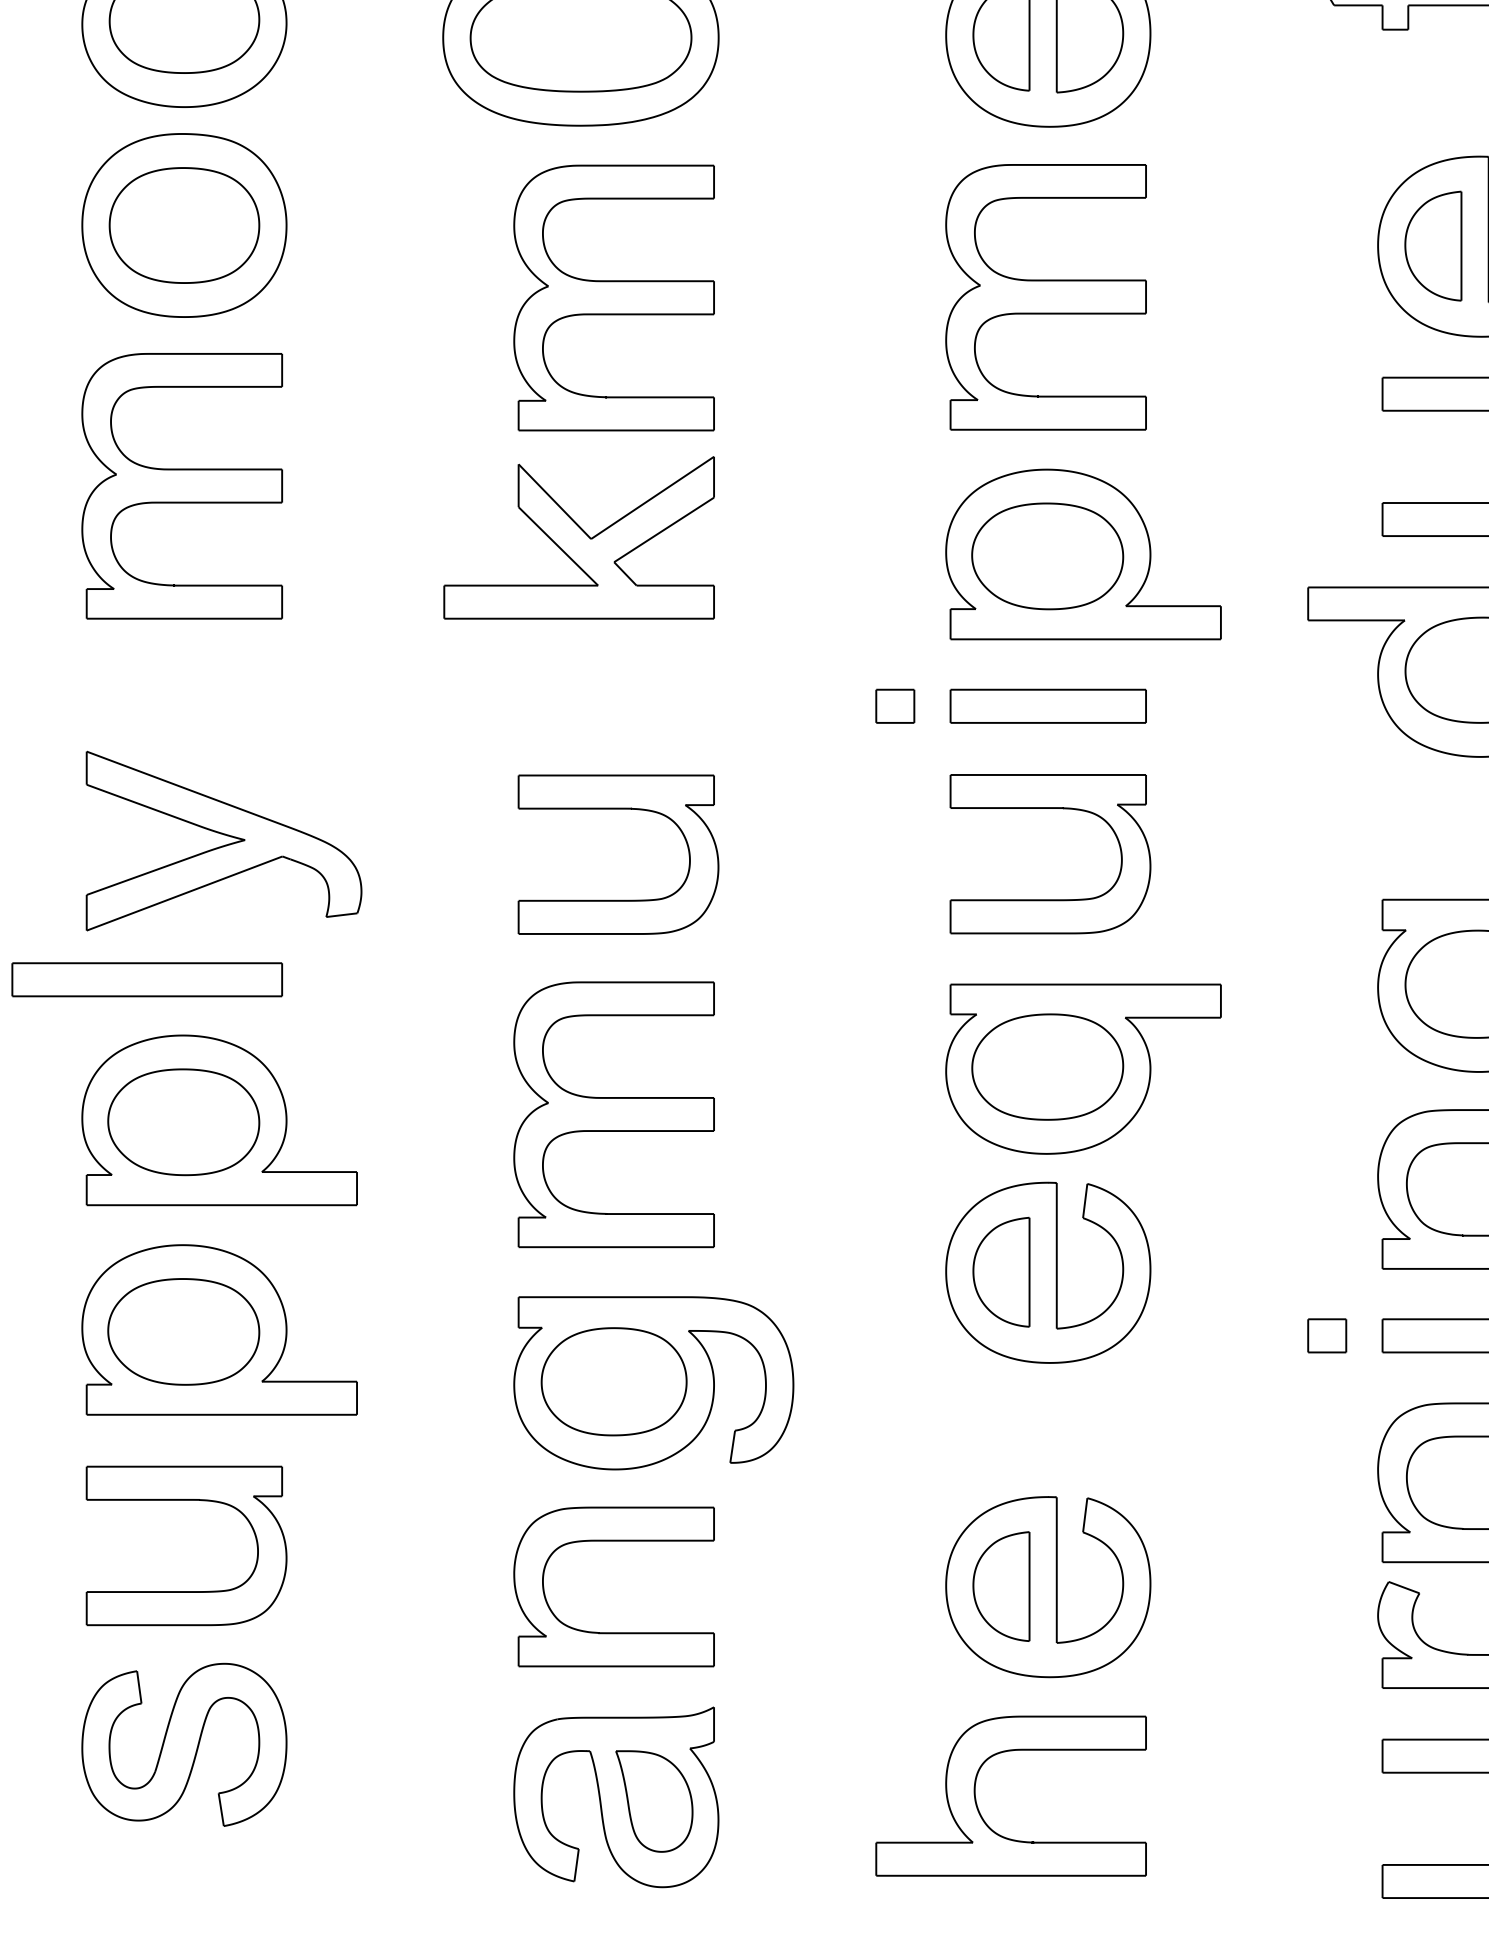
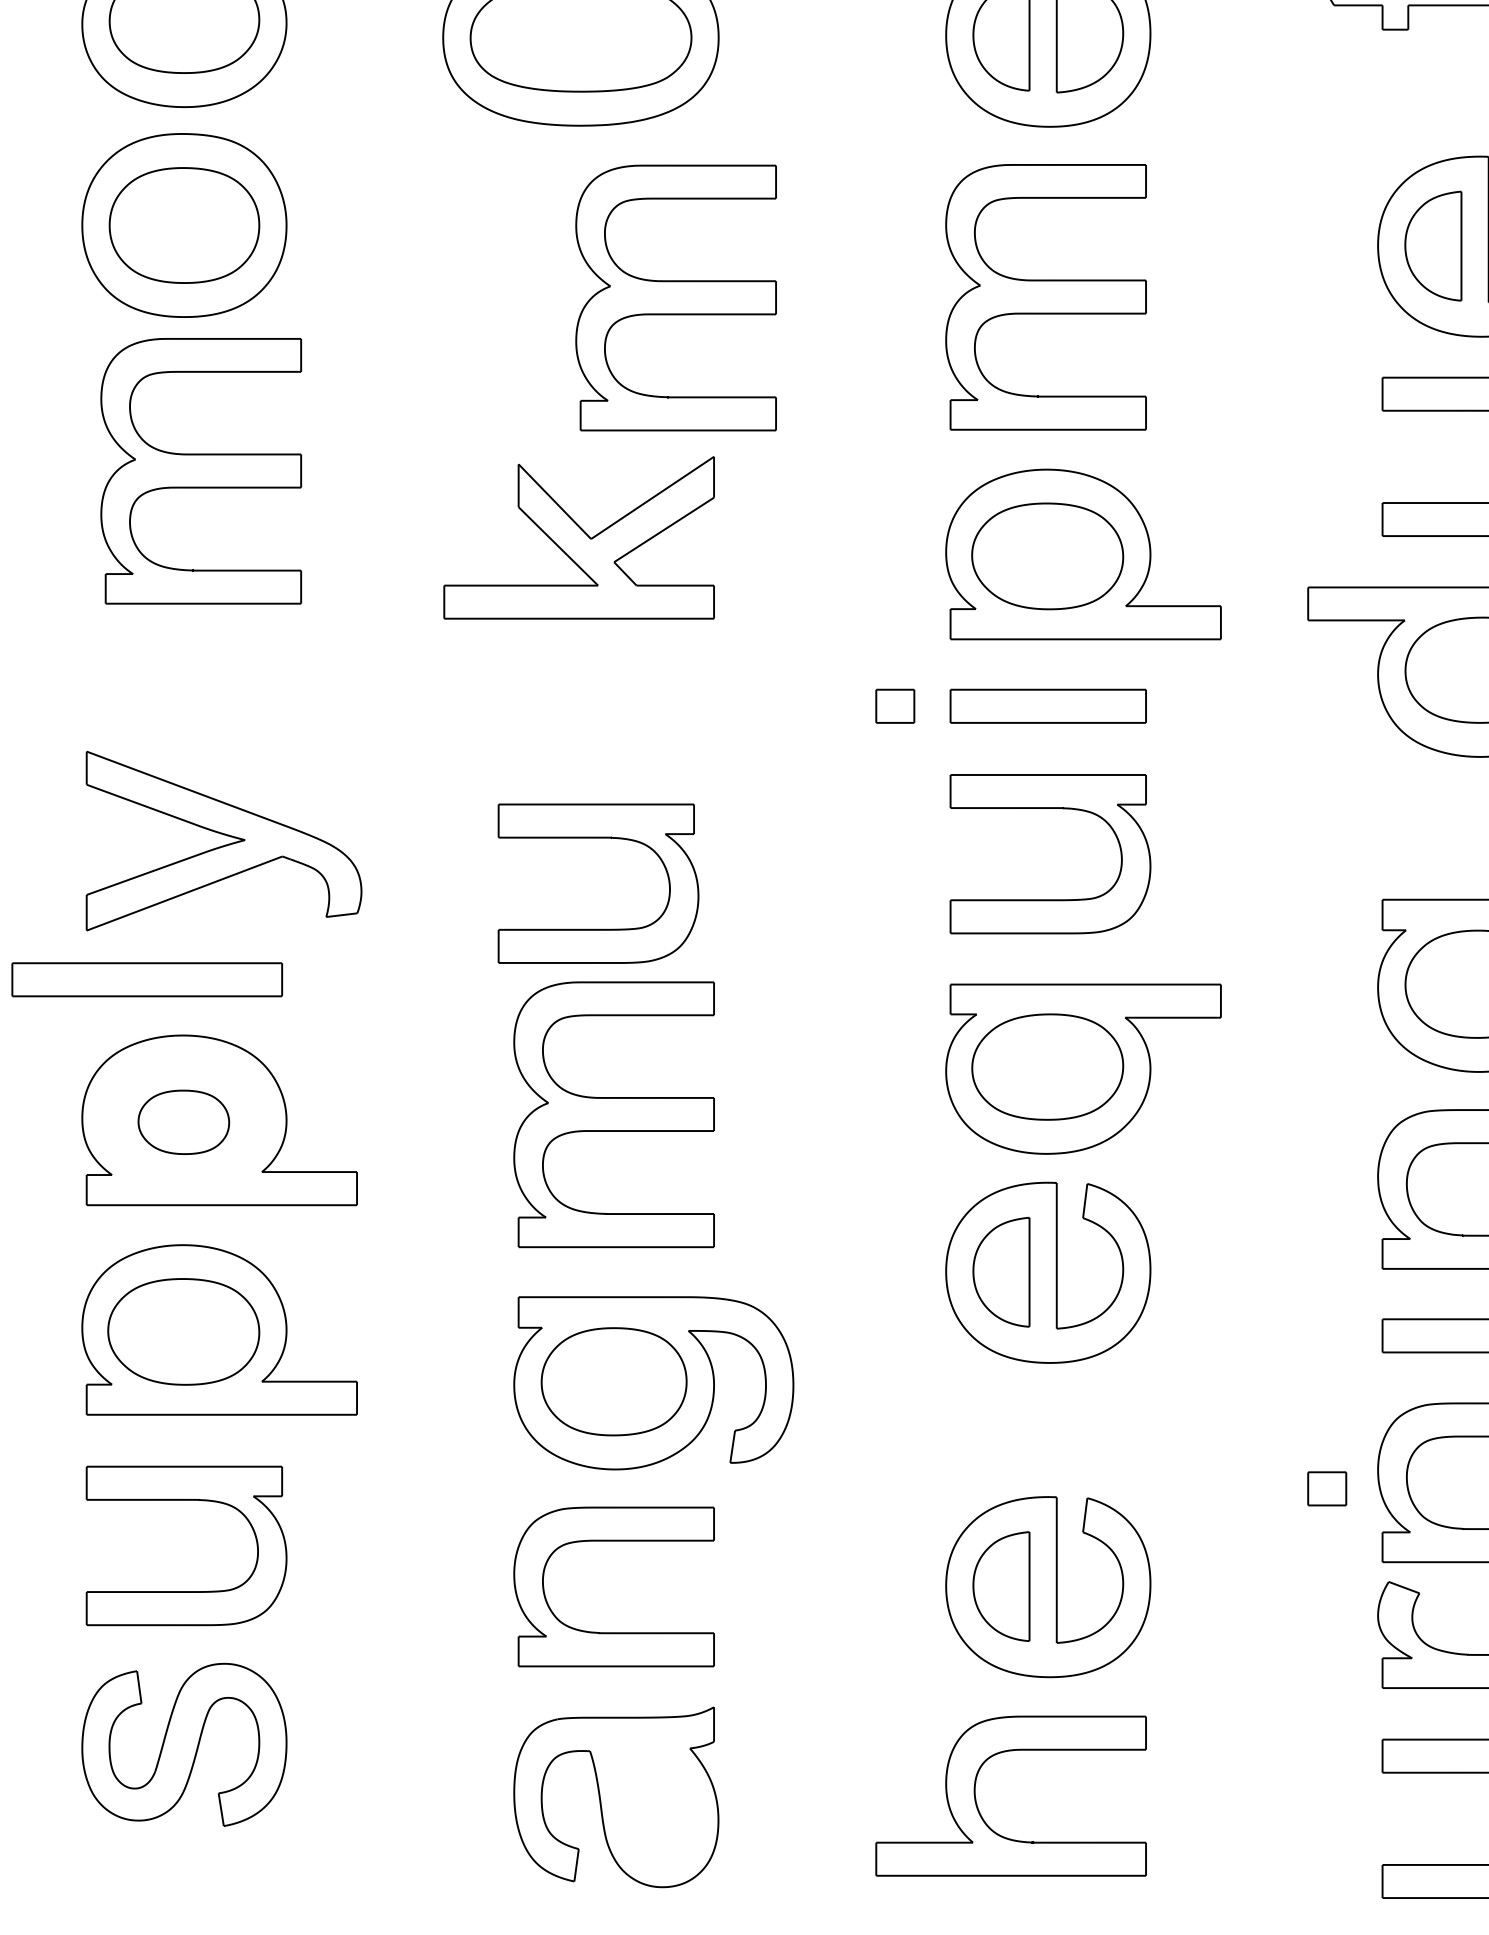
part position: (613, 297) -> (675, 297) (675, 297)
part position: (181, 486) -> (200, 471) (200, 471)
part position: (618, 809) -> (598, 838) (598, 838)
part size: 154x109 px -> 94x66 px (183, 1121)
part position: (1327, 1335) -> (1327, 1488) (1327, 1488)
part: present -> none (654, 1801)
